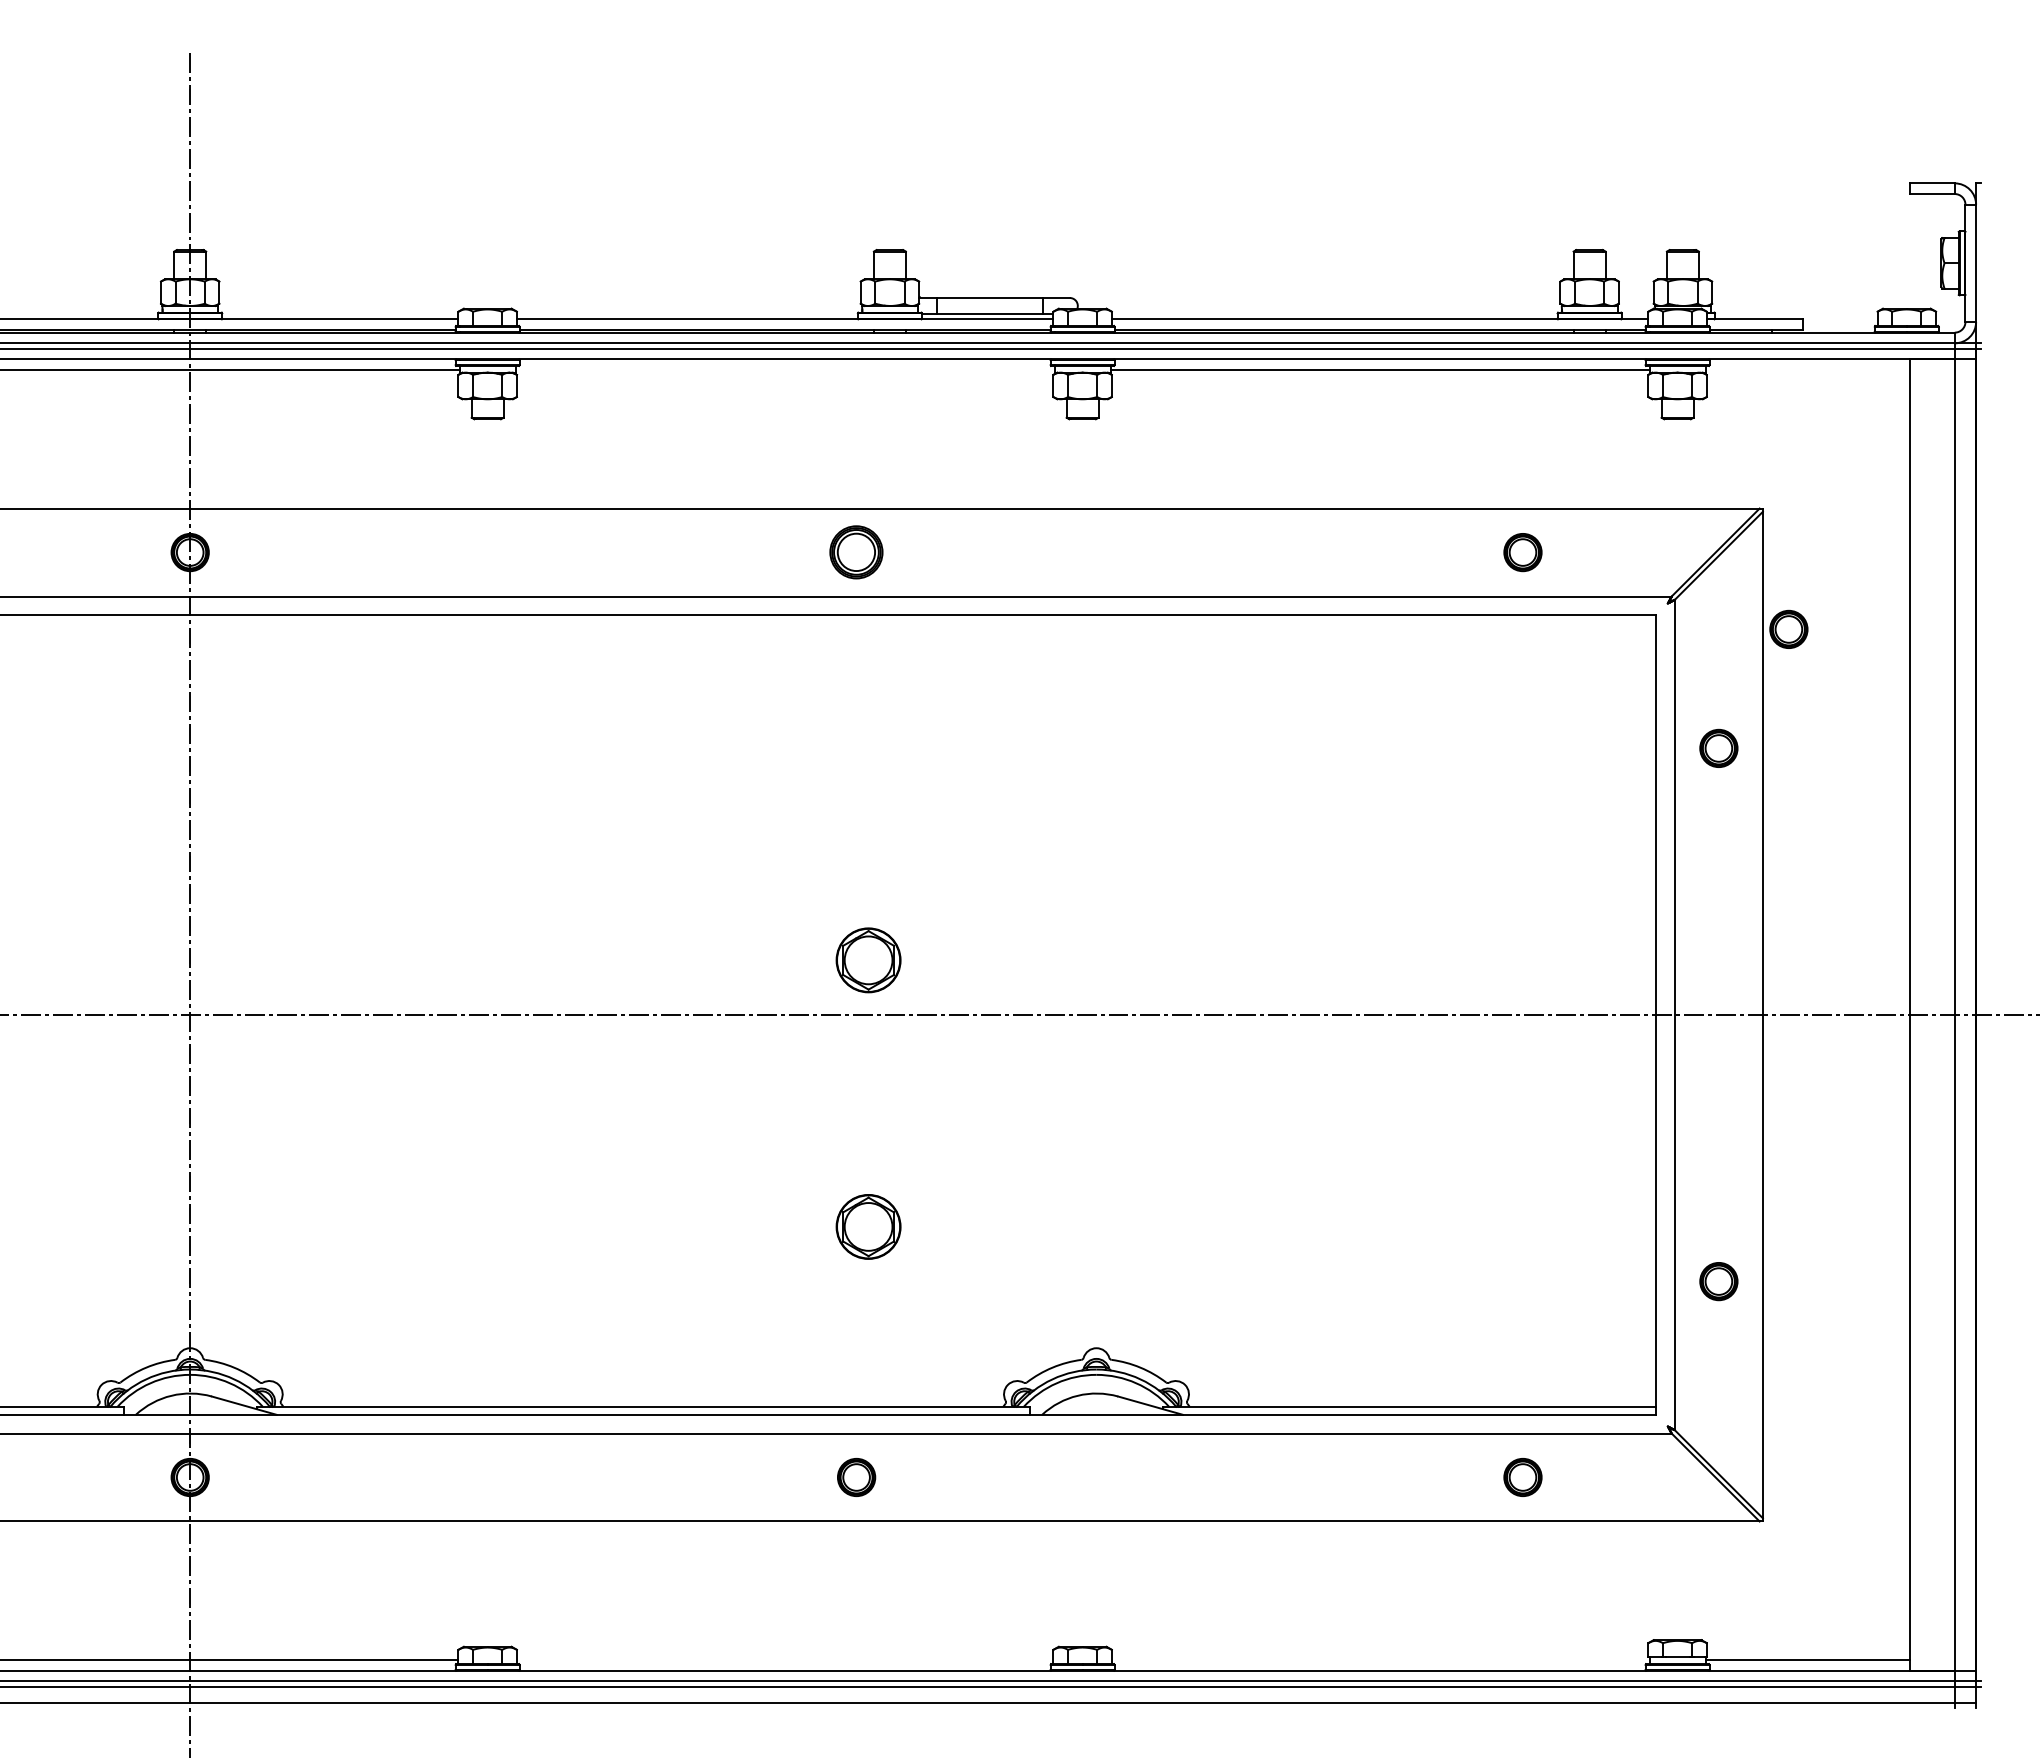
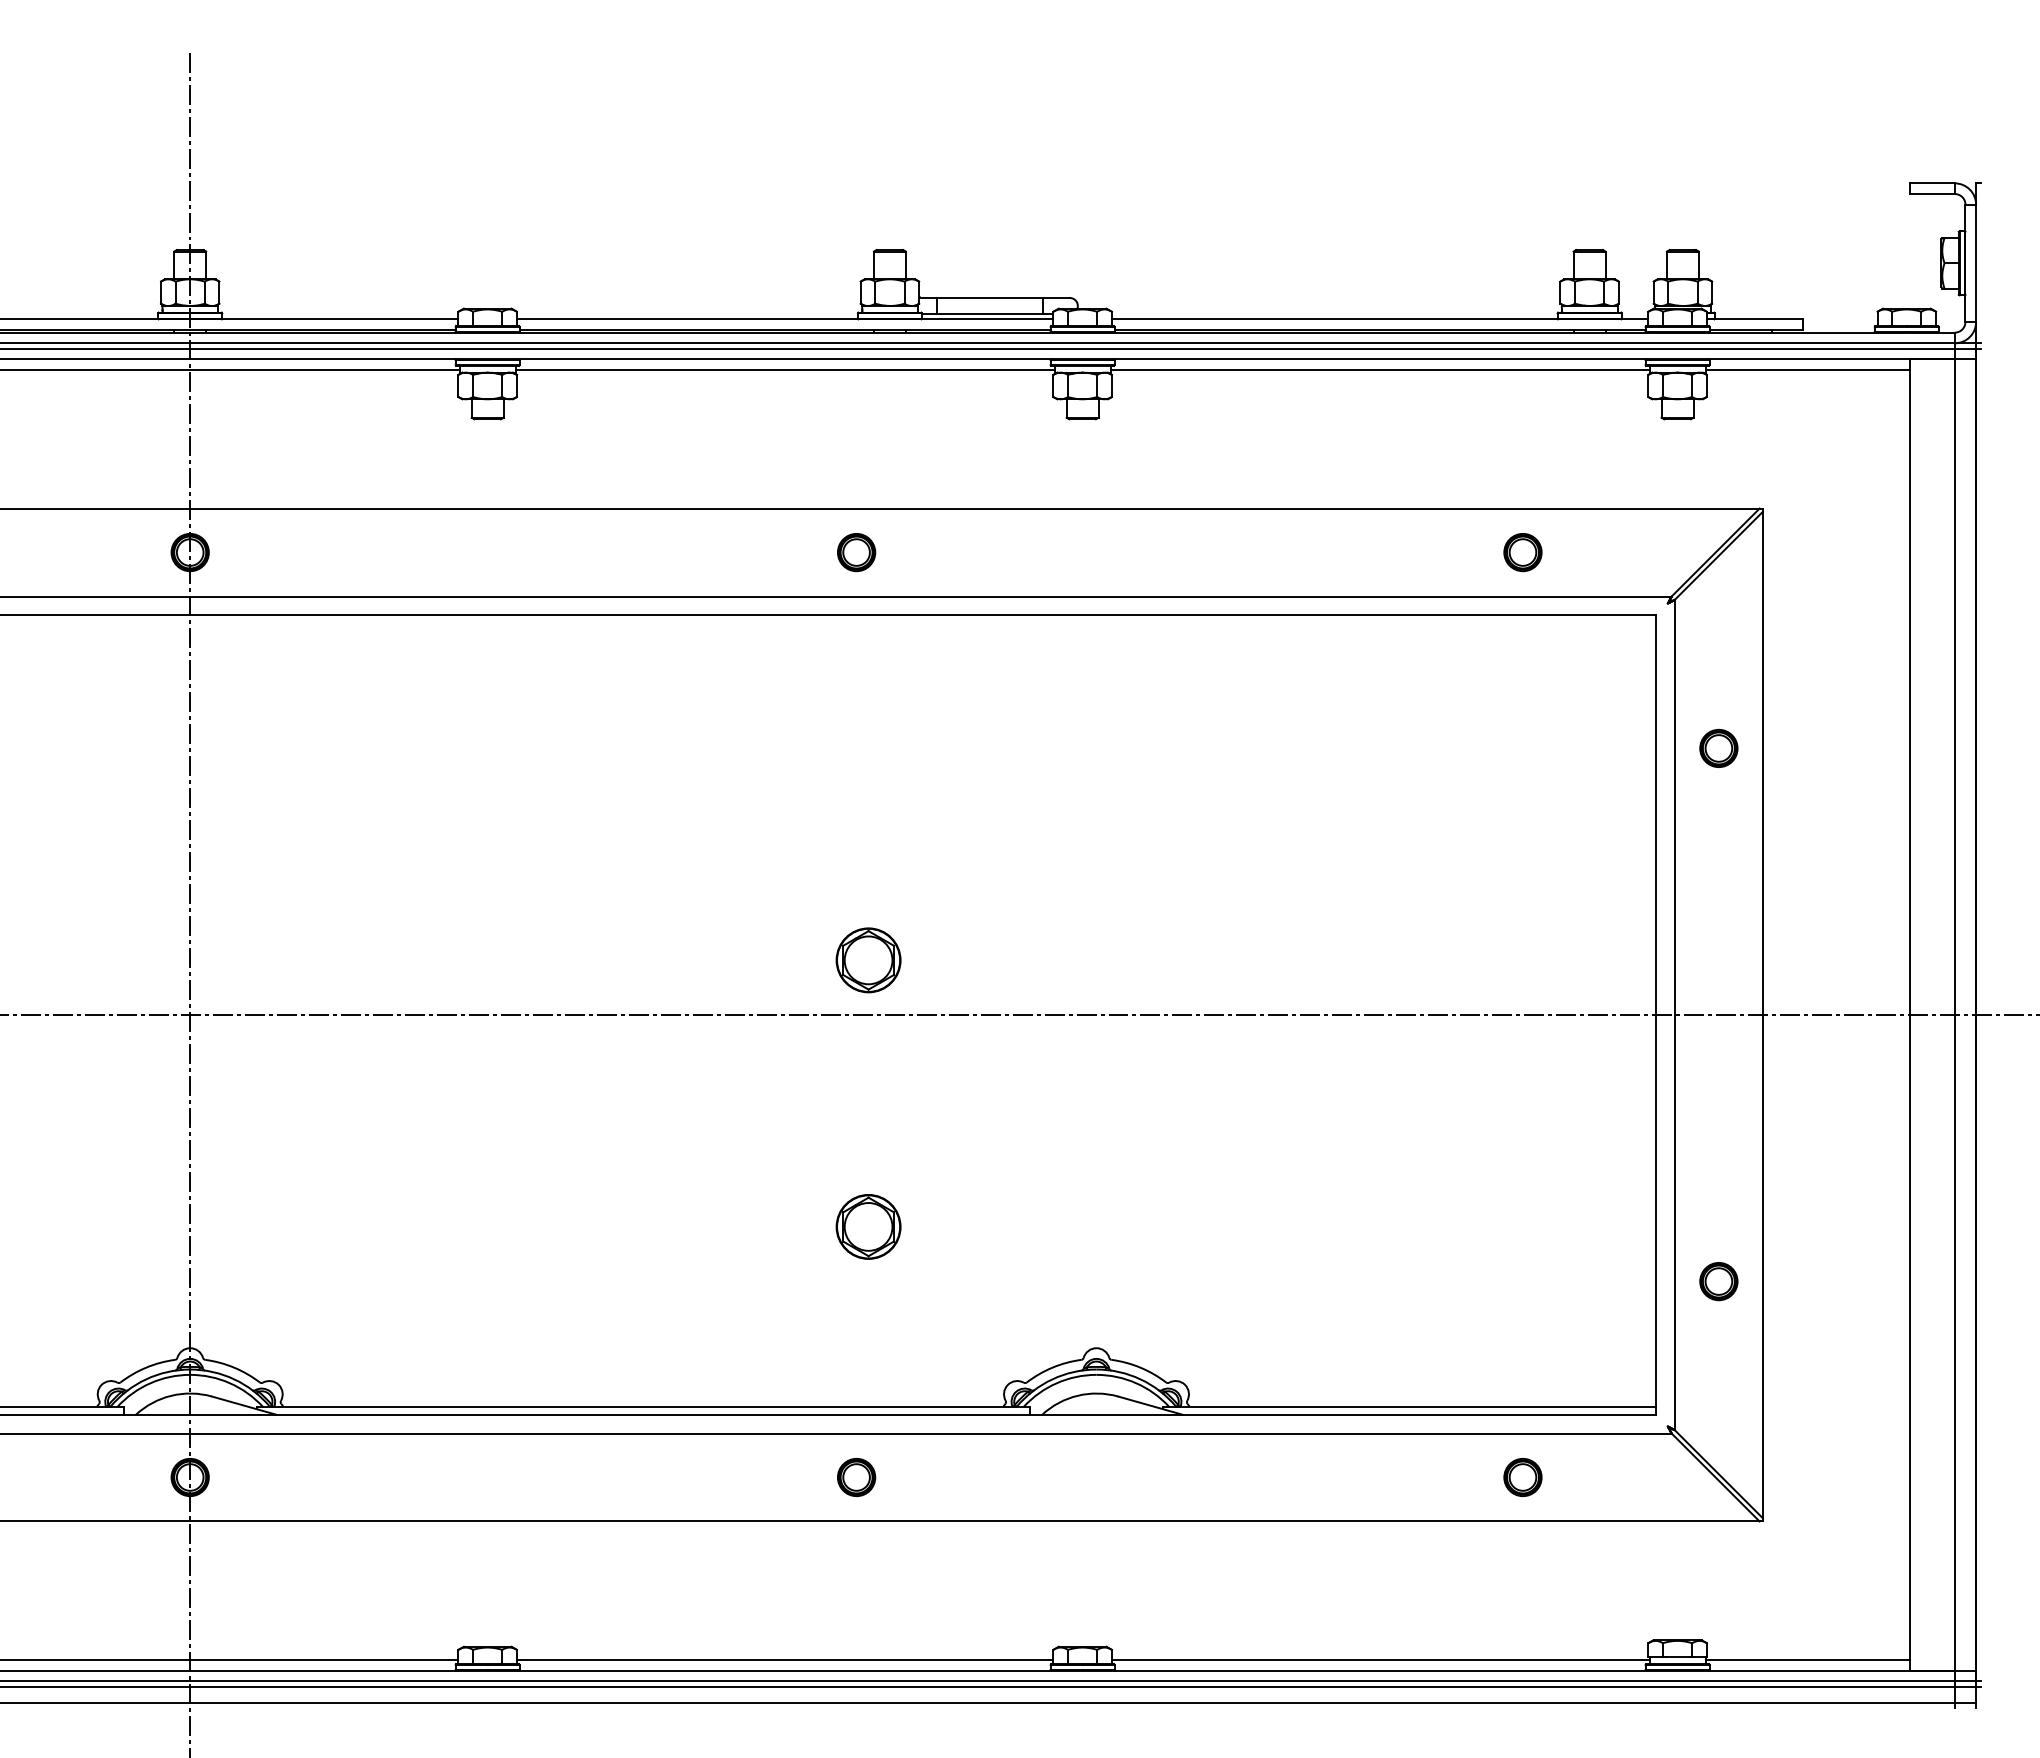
line: none -> present (784, 369)
line: none -> present (1807, 369)
part size: 55x55 px -> 40x40 px (856, 552)
part: present -> none (1788, 628)
line: none -> present (784, 1660)
line: none -> present (1380, 1660)
